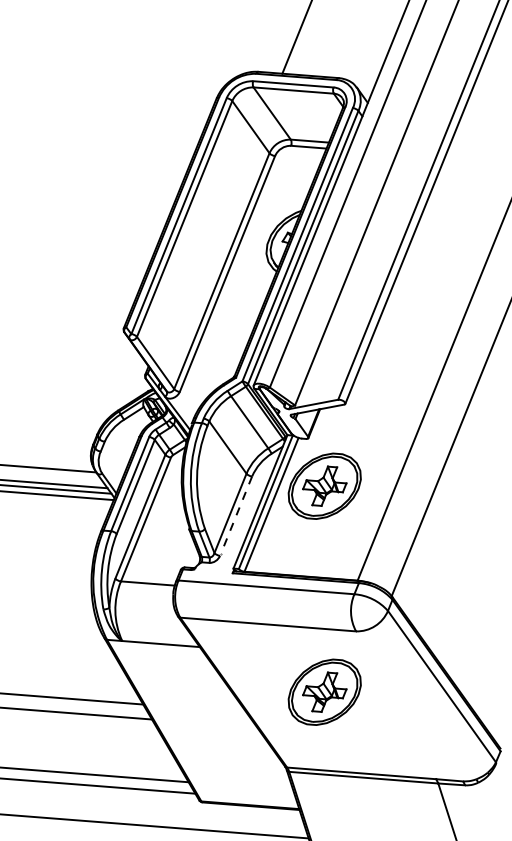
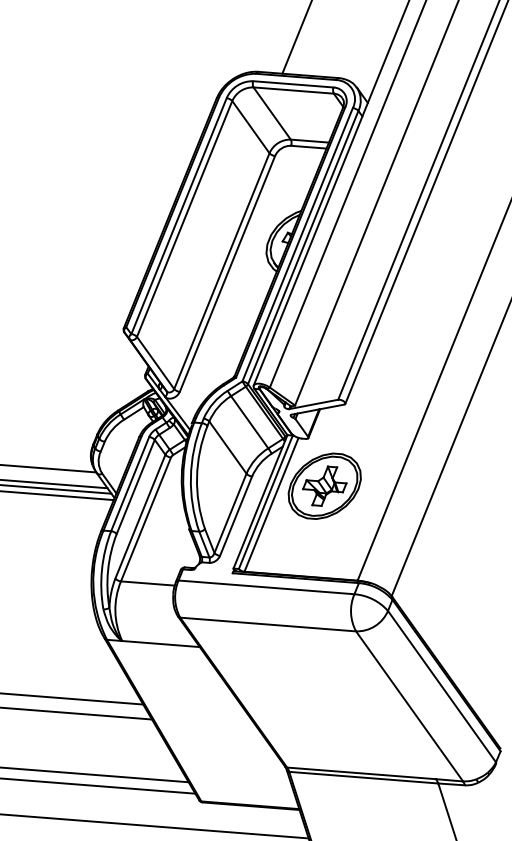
line: dashed -> solid (236, 516)
part: present -> none (324, 691)
line: none -> present (409, 706)
